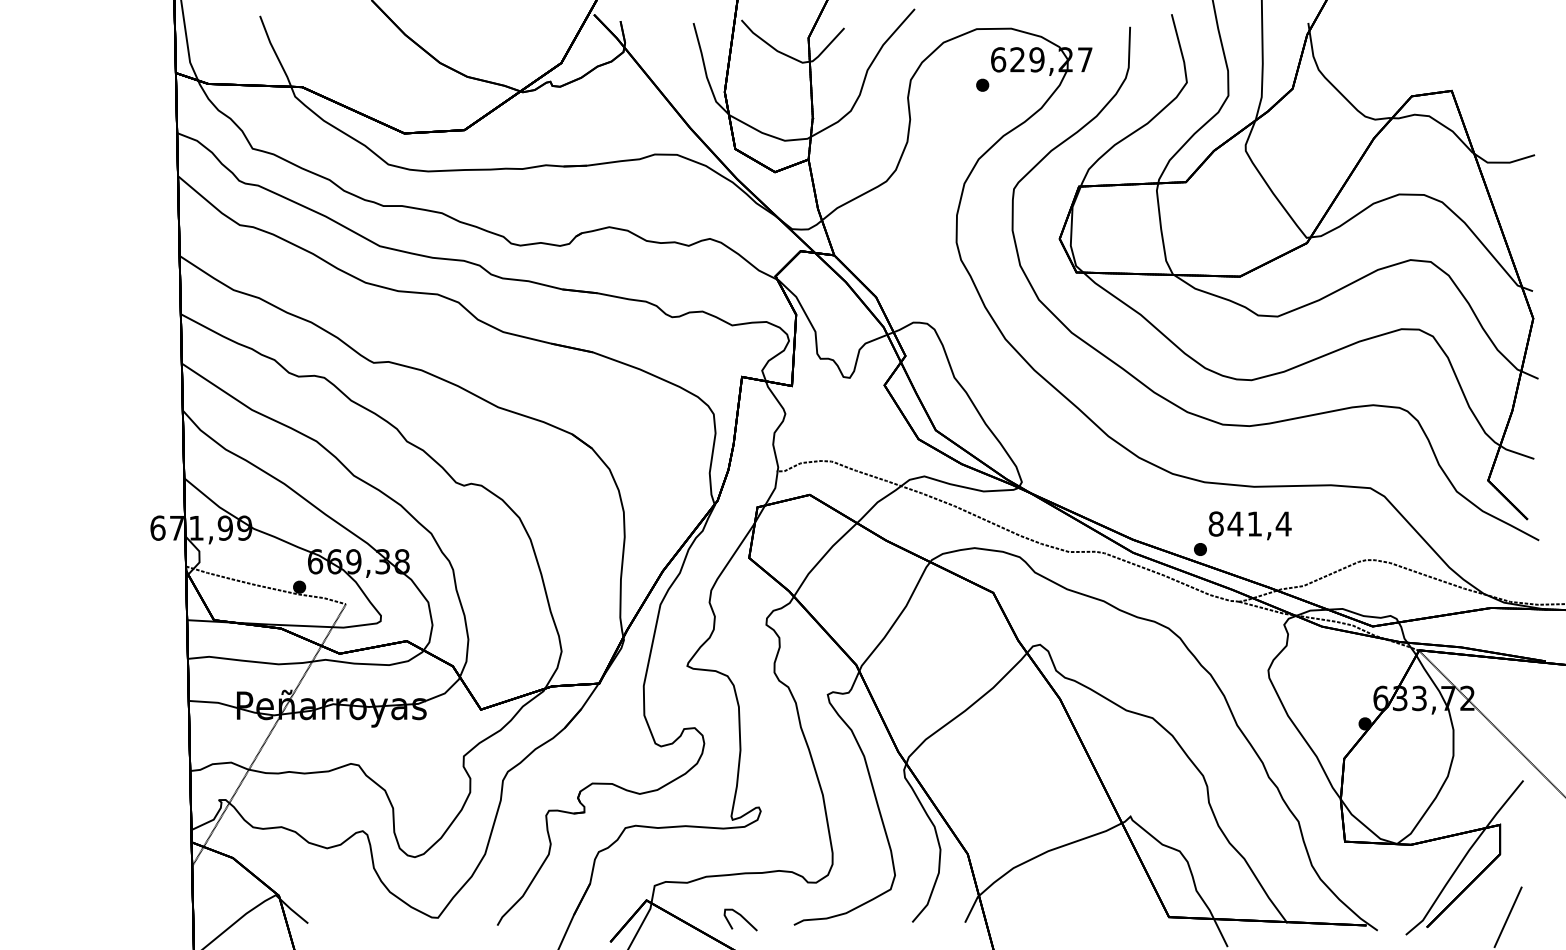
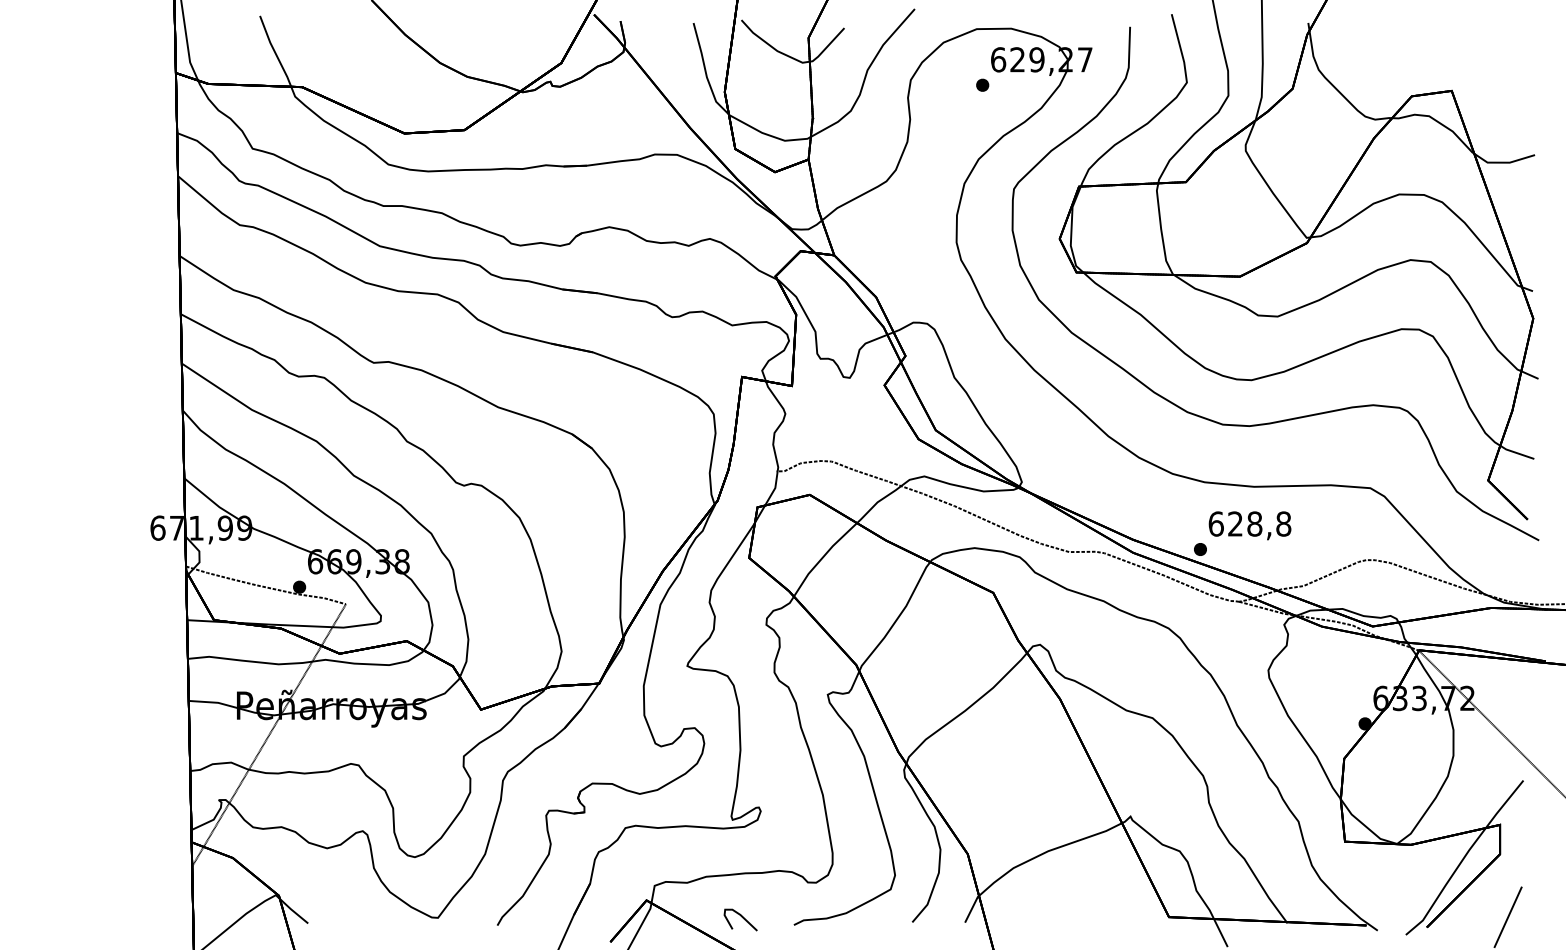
text: 841,4 -> 628,8 (1249, 523)
